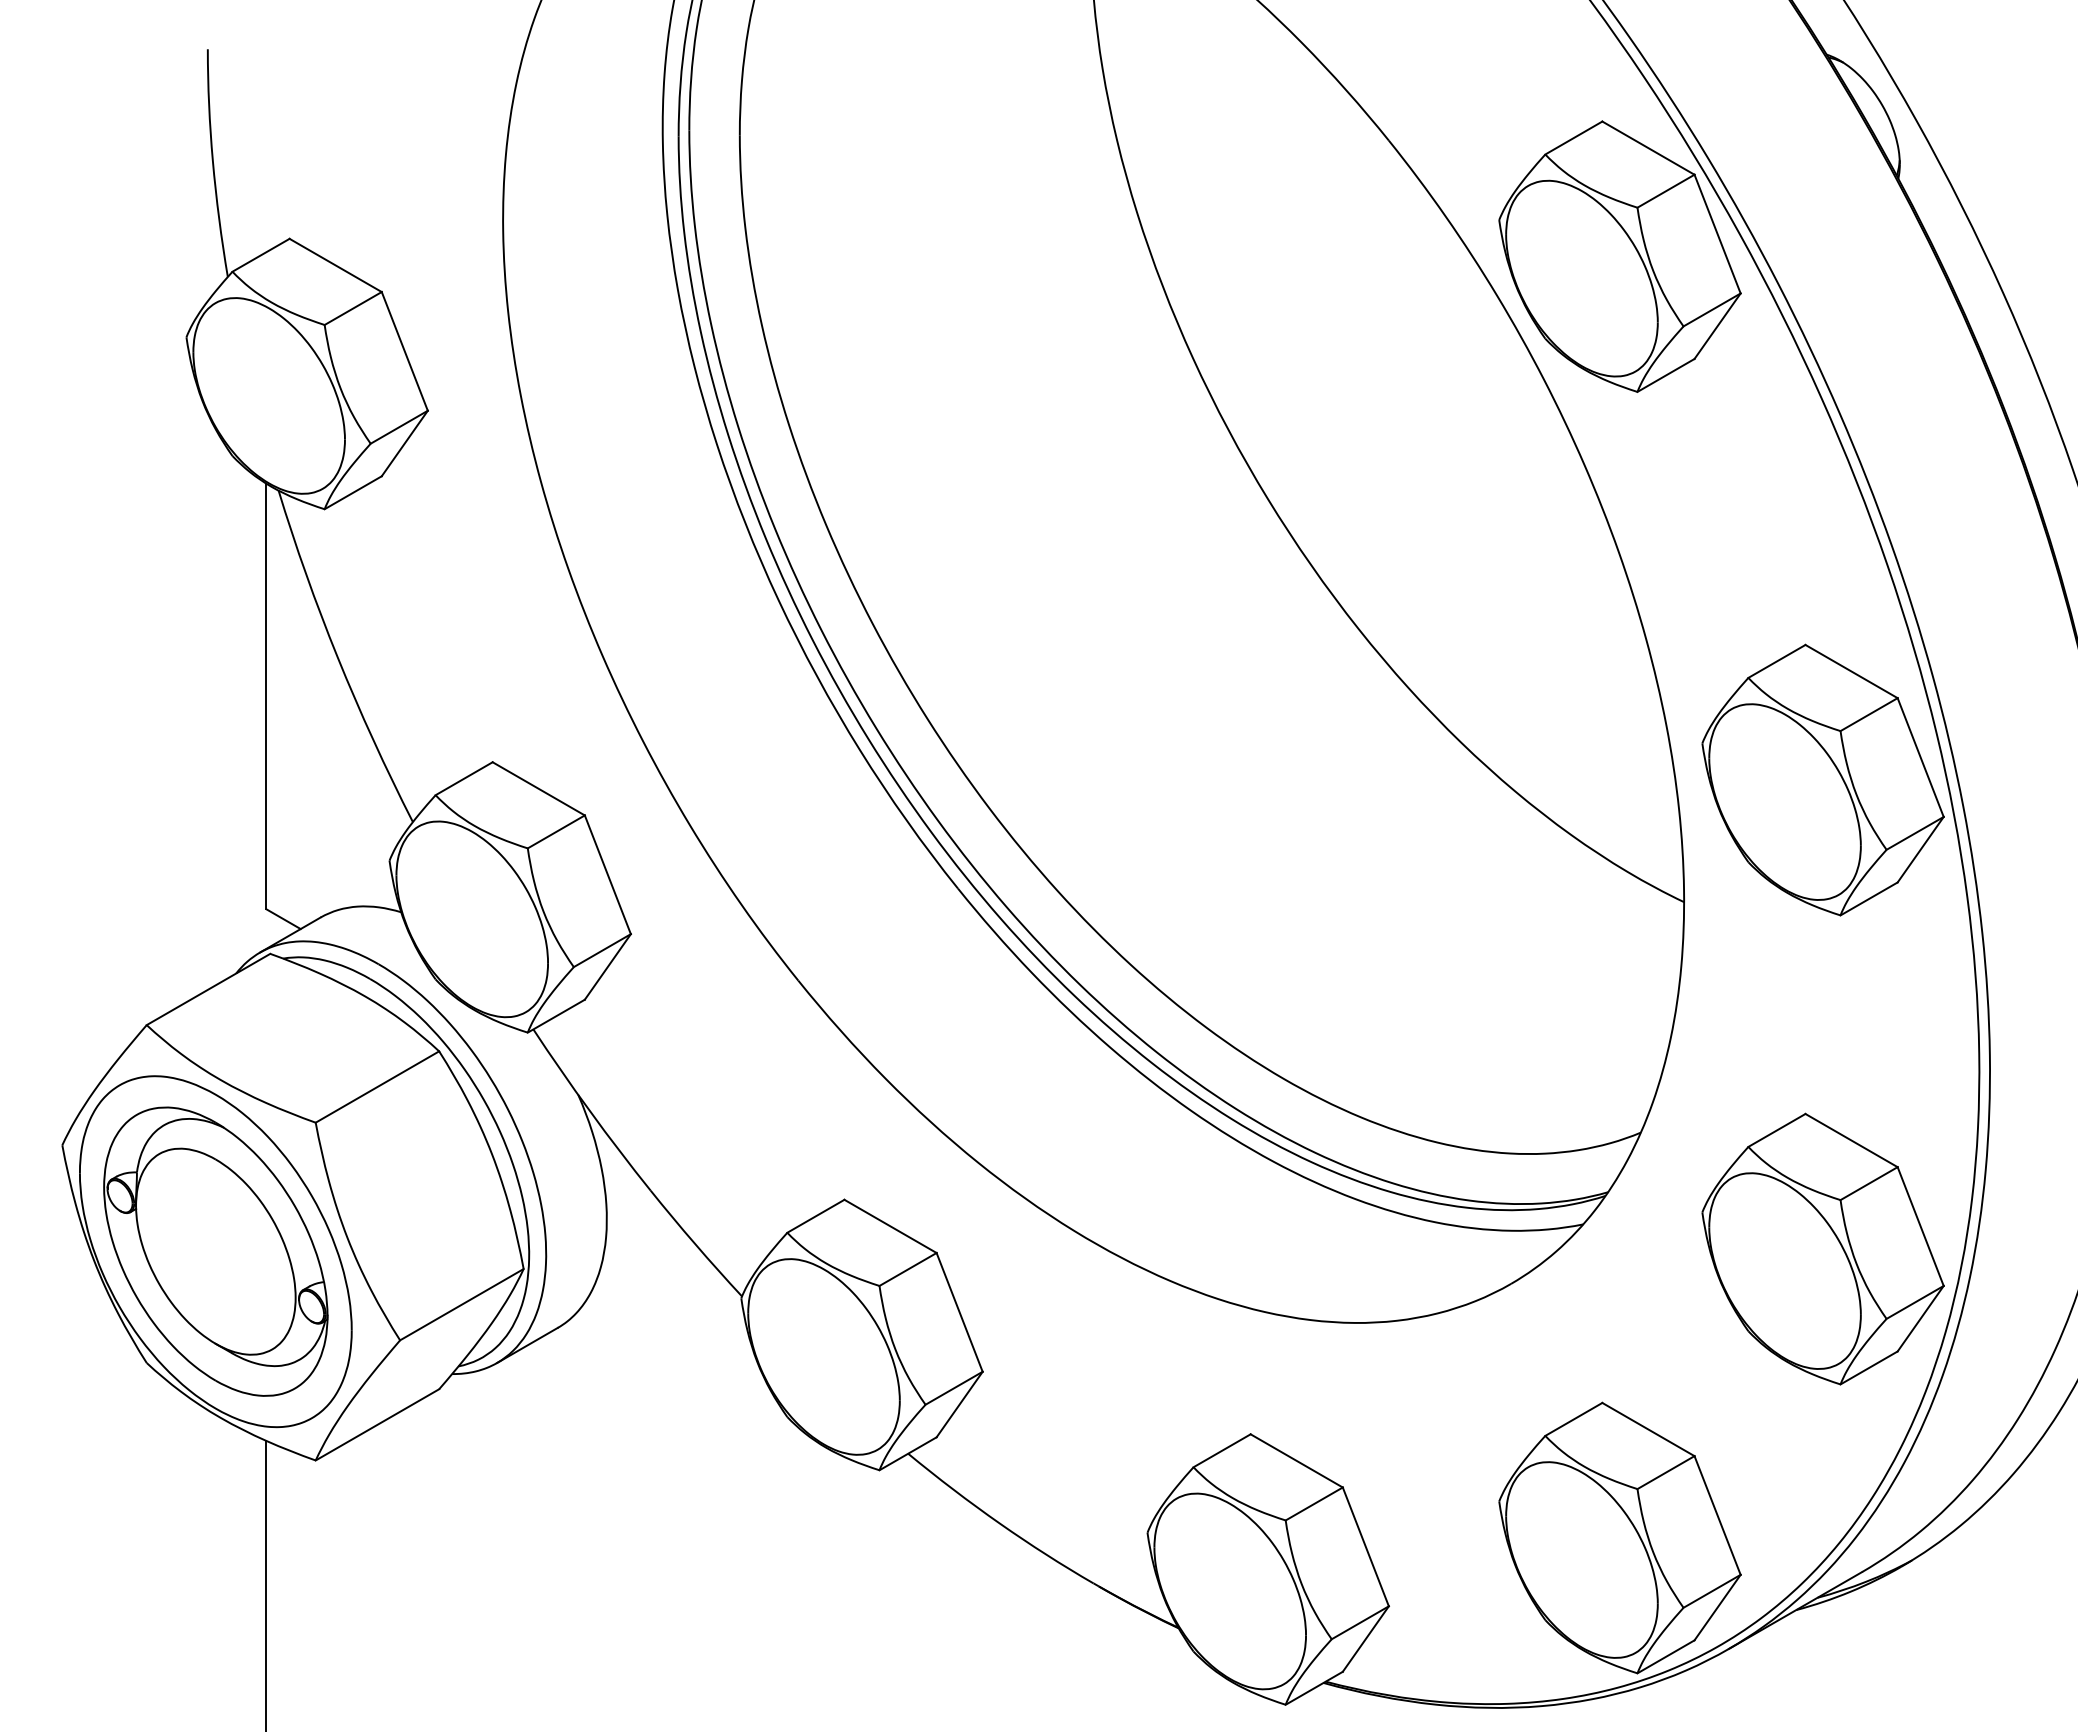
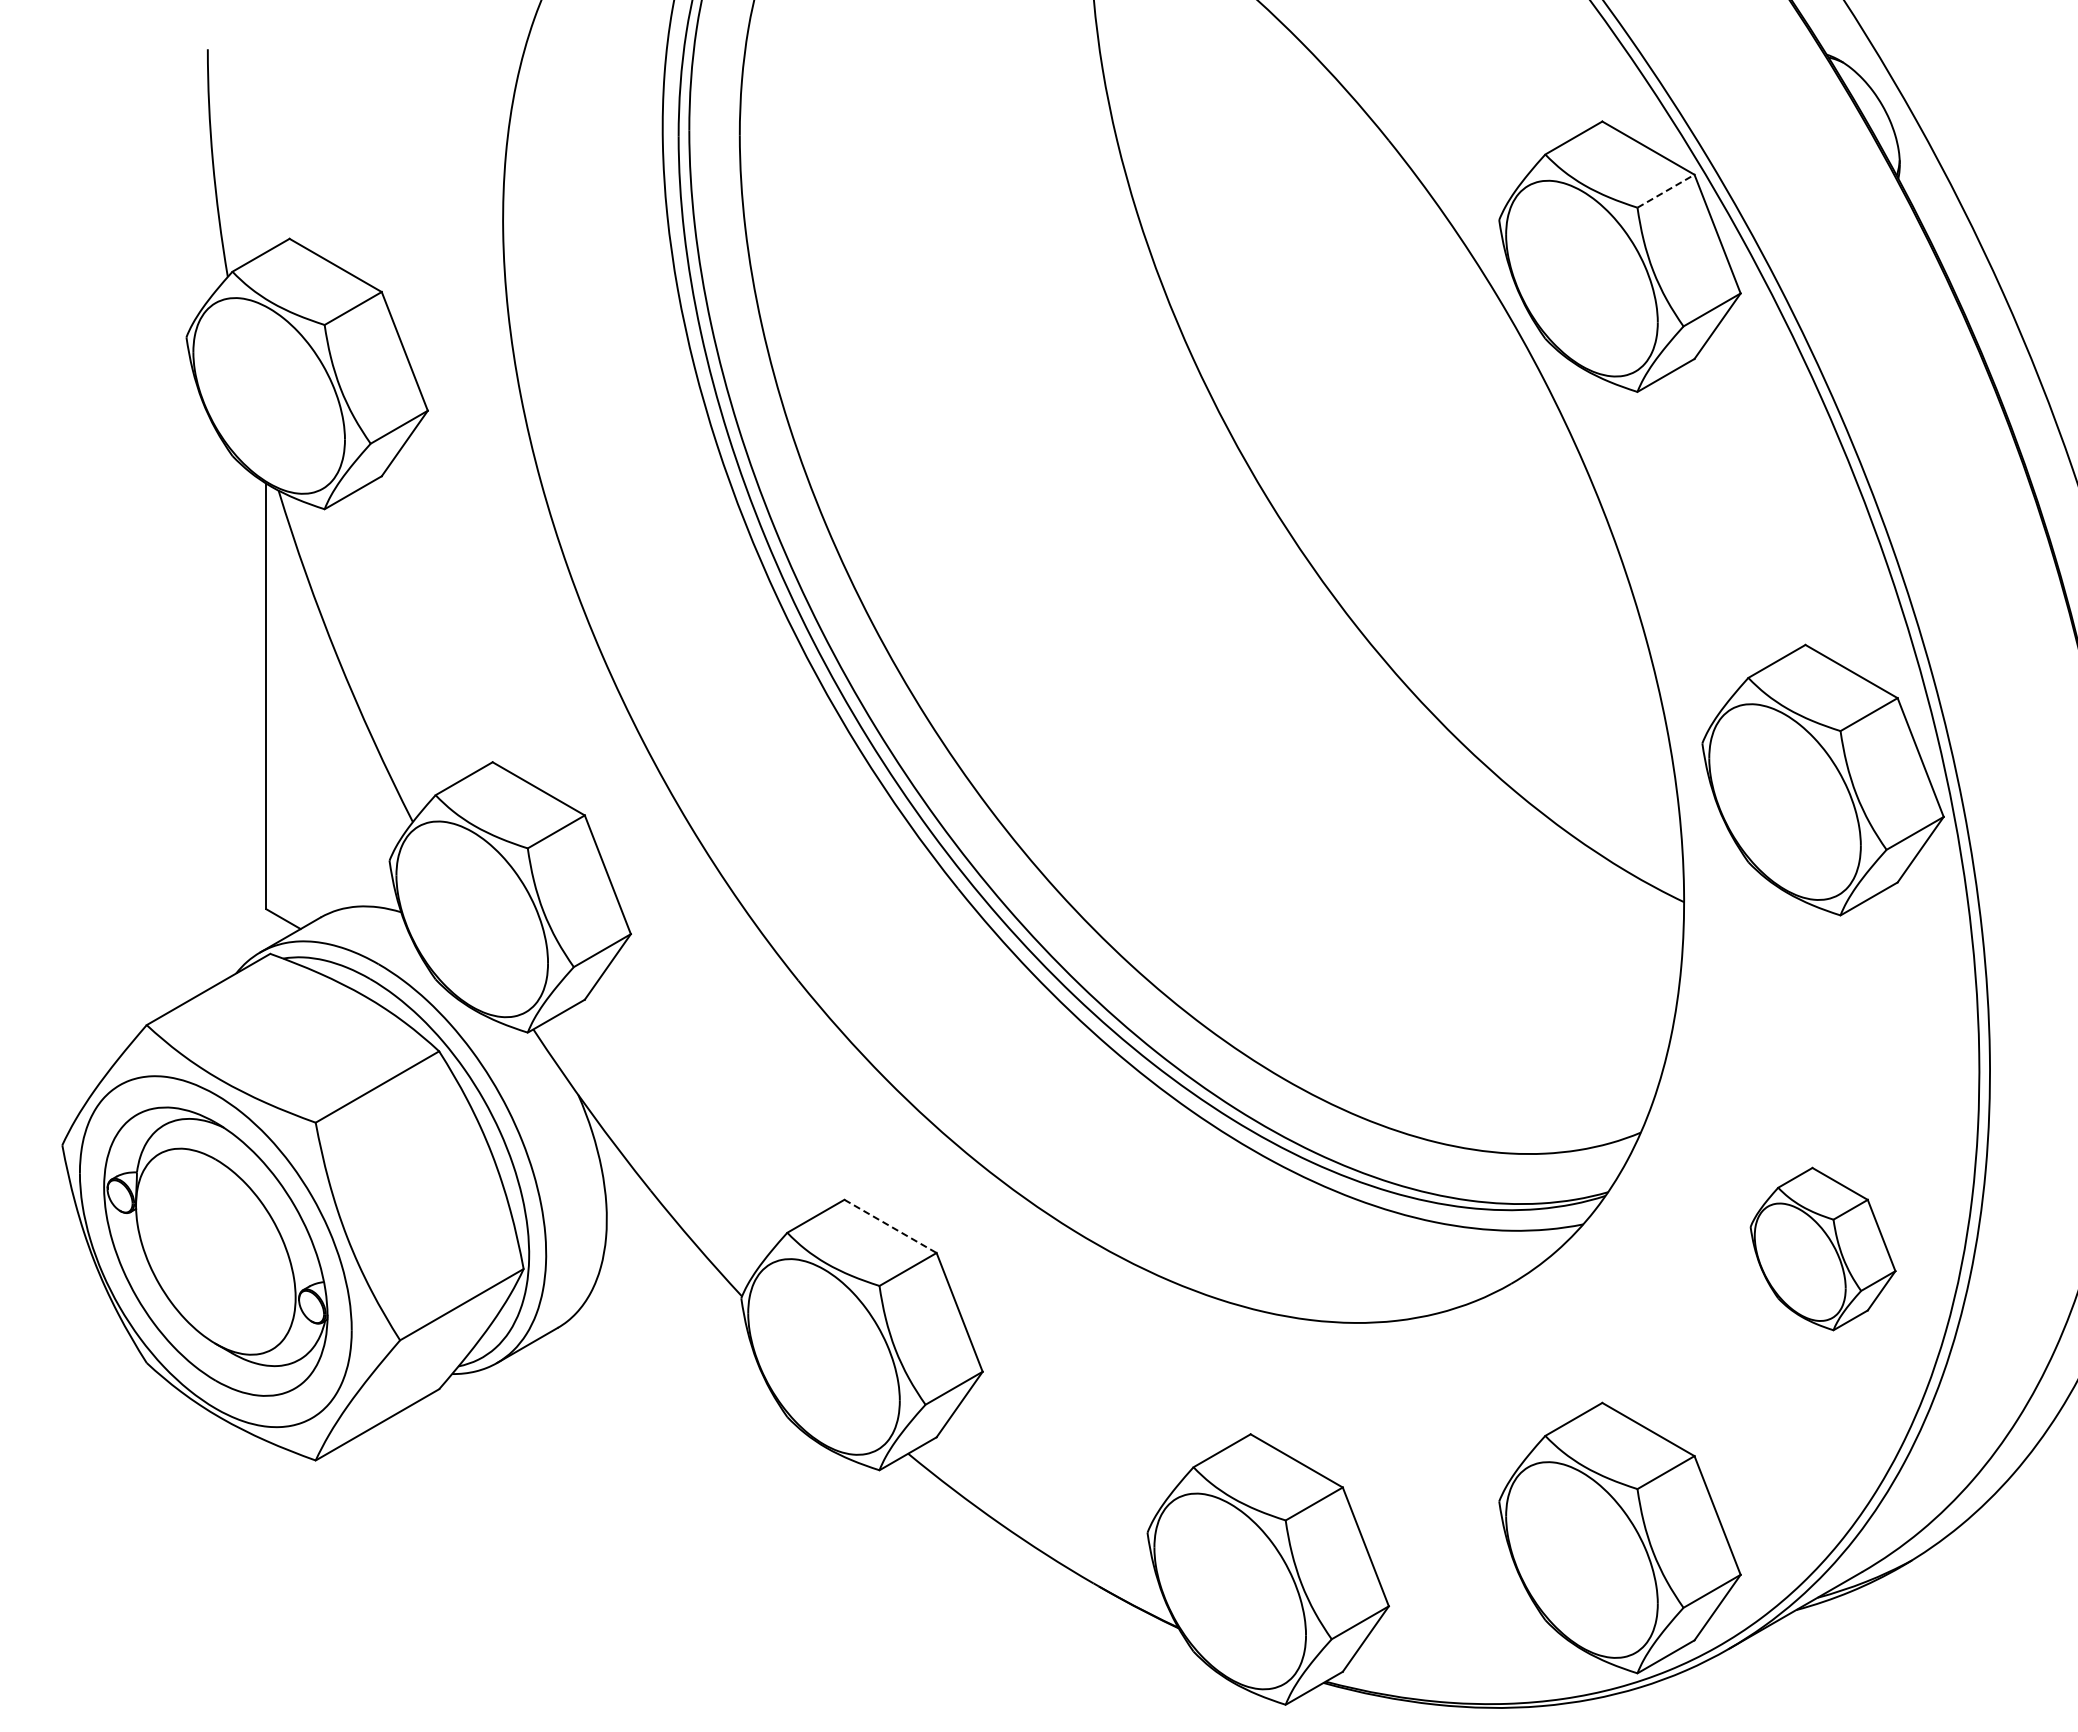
line: solid -> dashed (1666, 191)
line: solid -> dashed (890, 1226)
part size: 244x274 px -> 148x166 px (1822, 1248)
line: present -> none (266, 1584)
